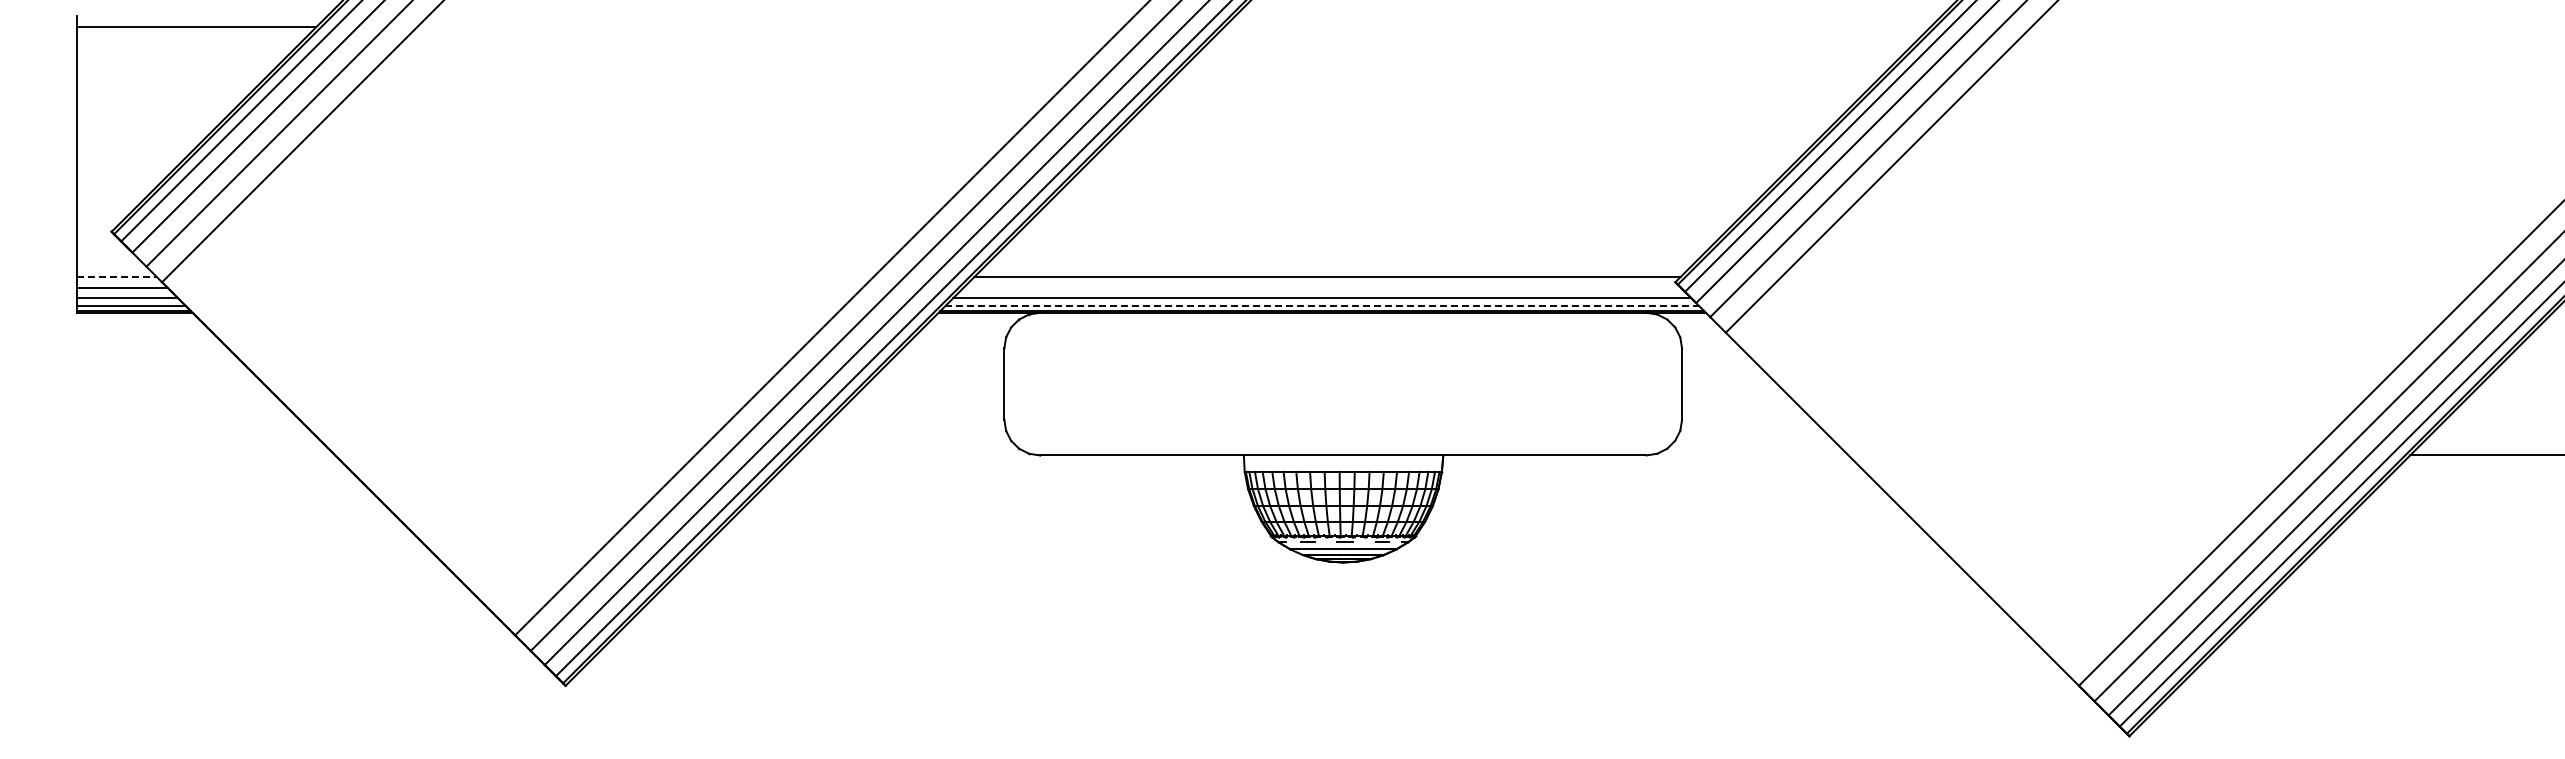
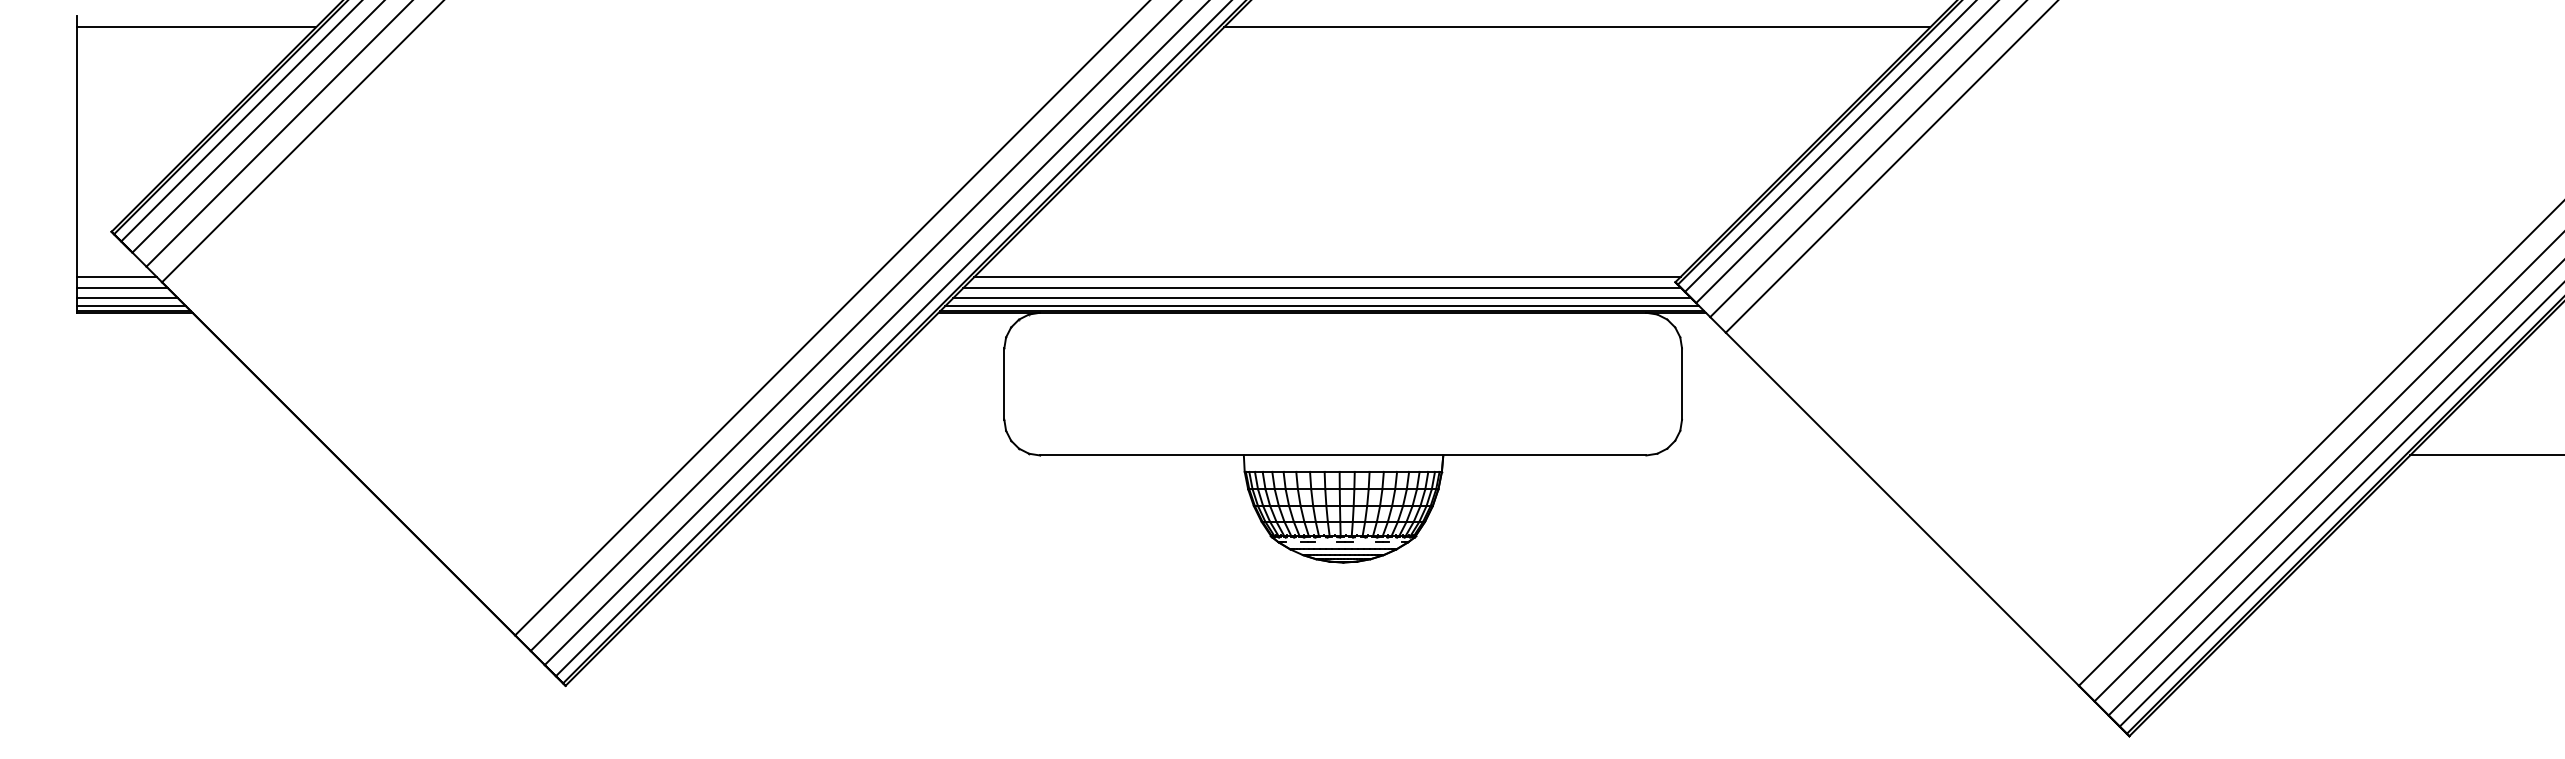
line: none -> present (1577, 27)
line: dashed -> solid (116, 277)
line: none -> present (1322, 288)
line: dashed -> solid (1322, 305)
